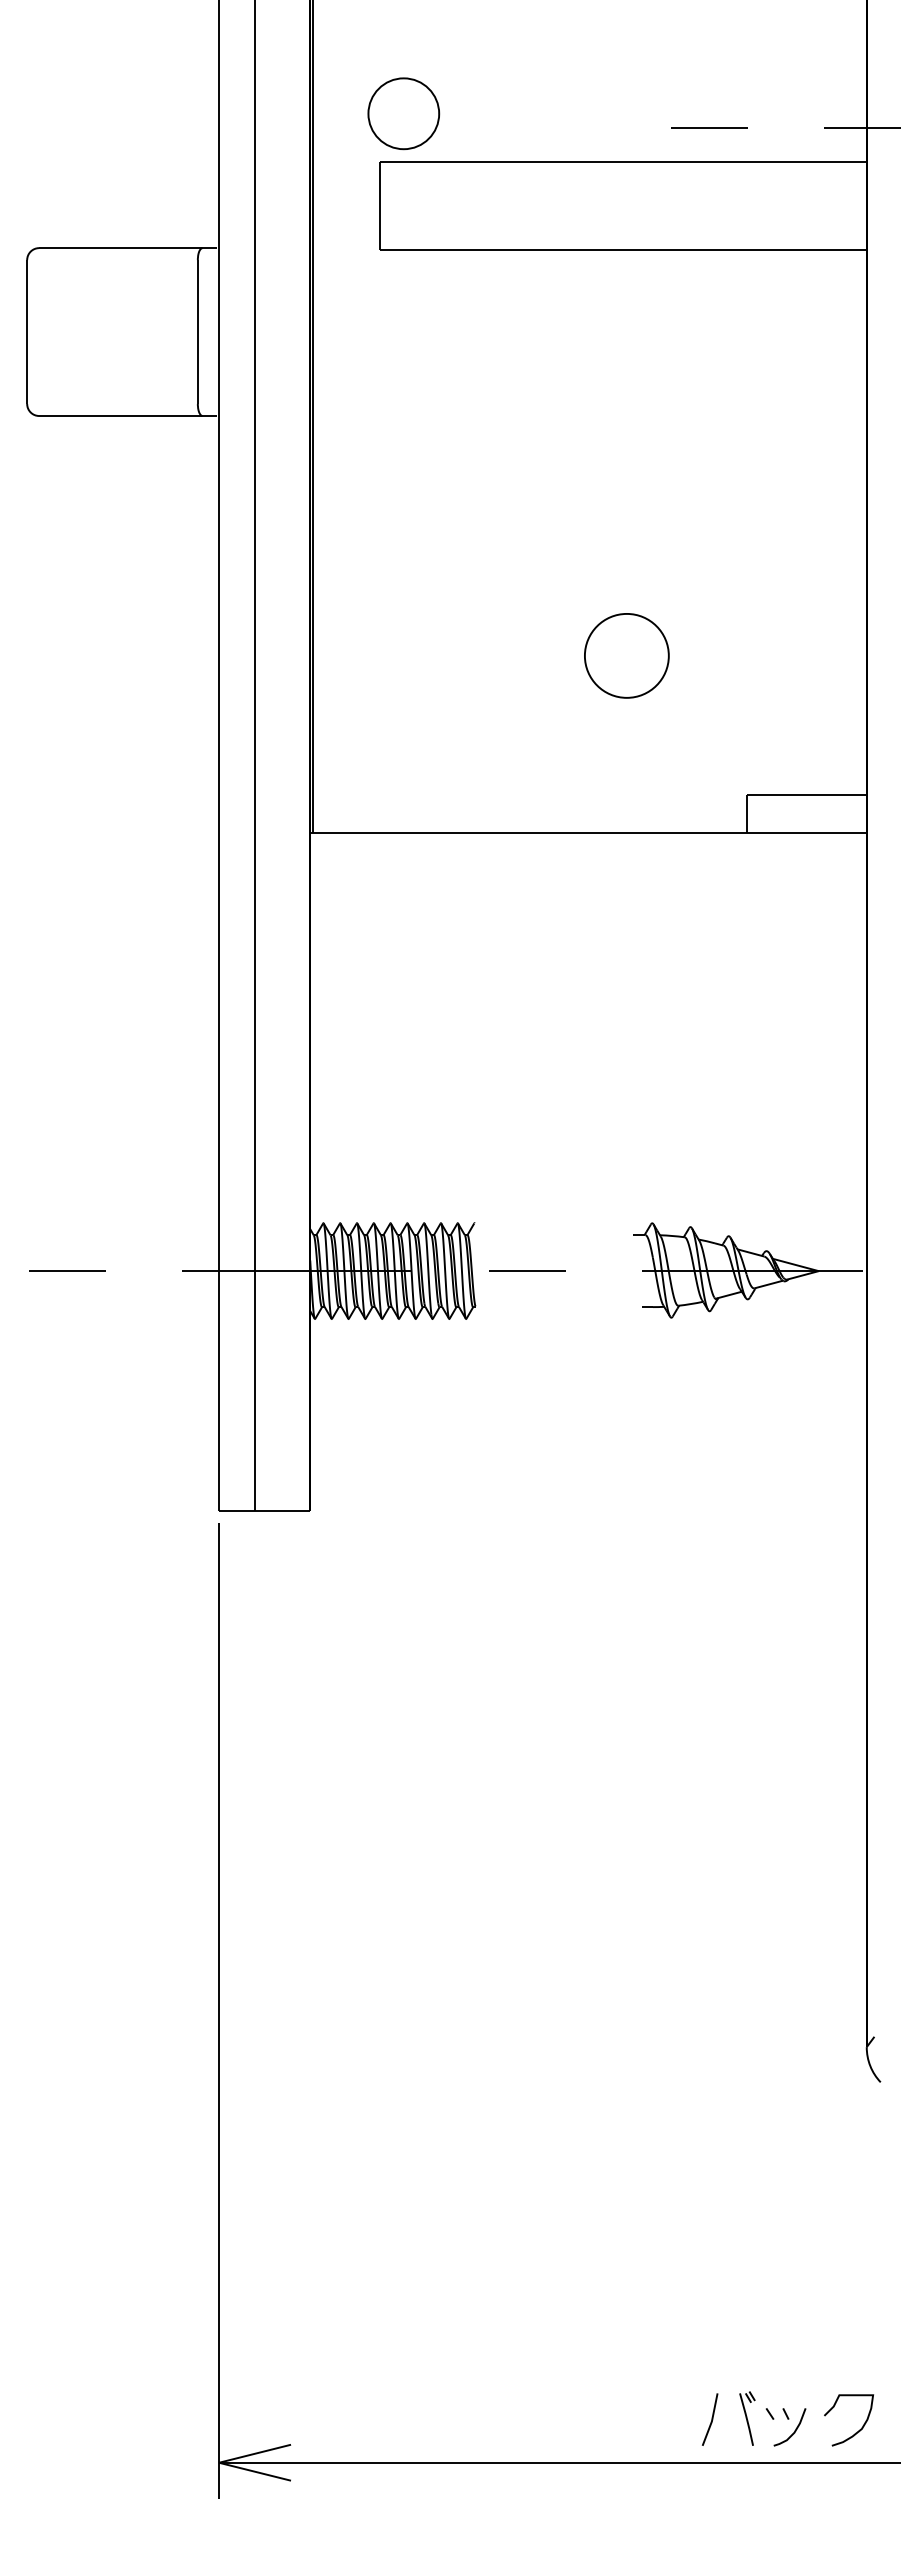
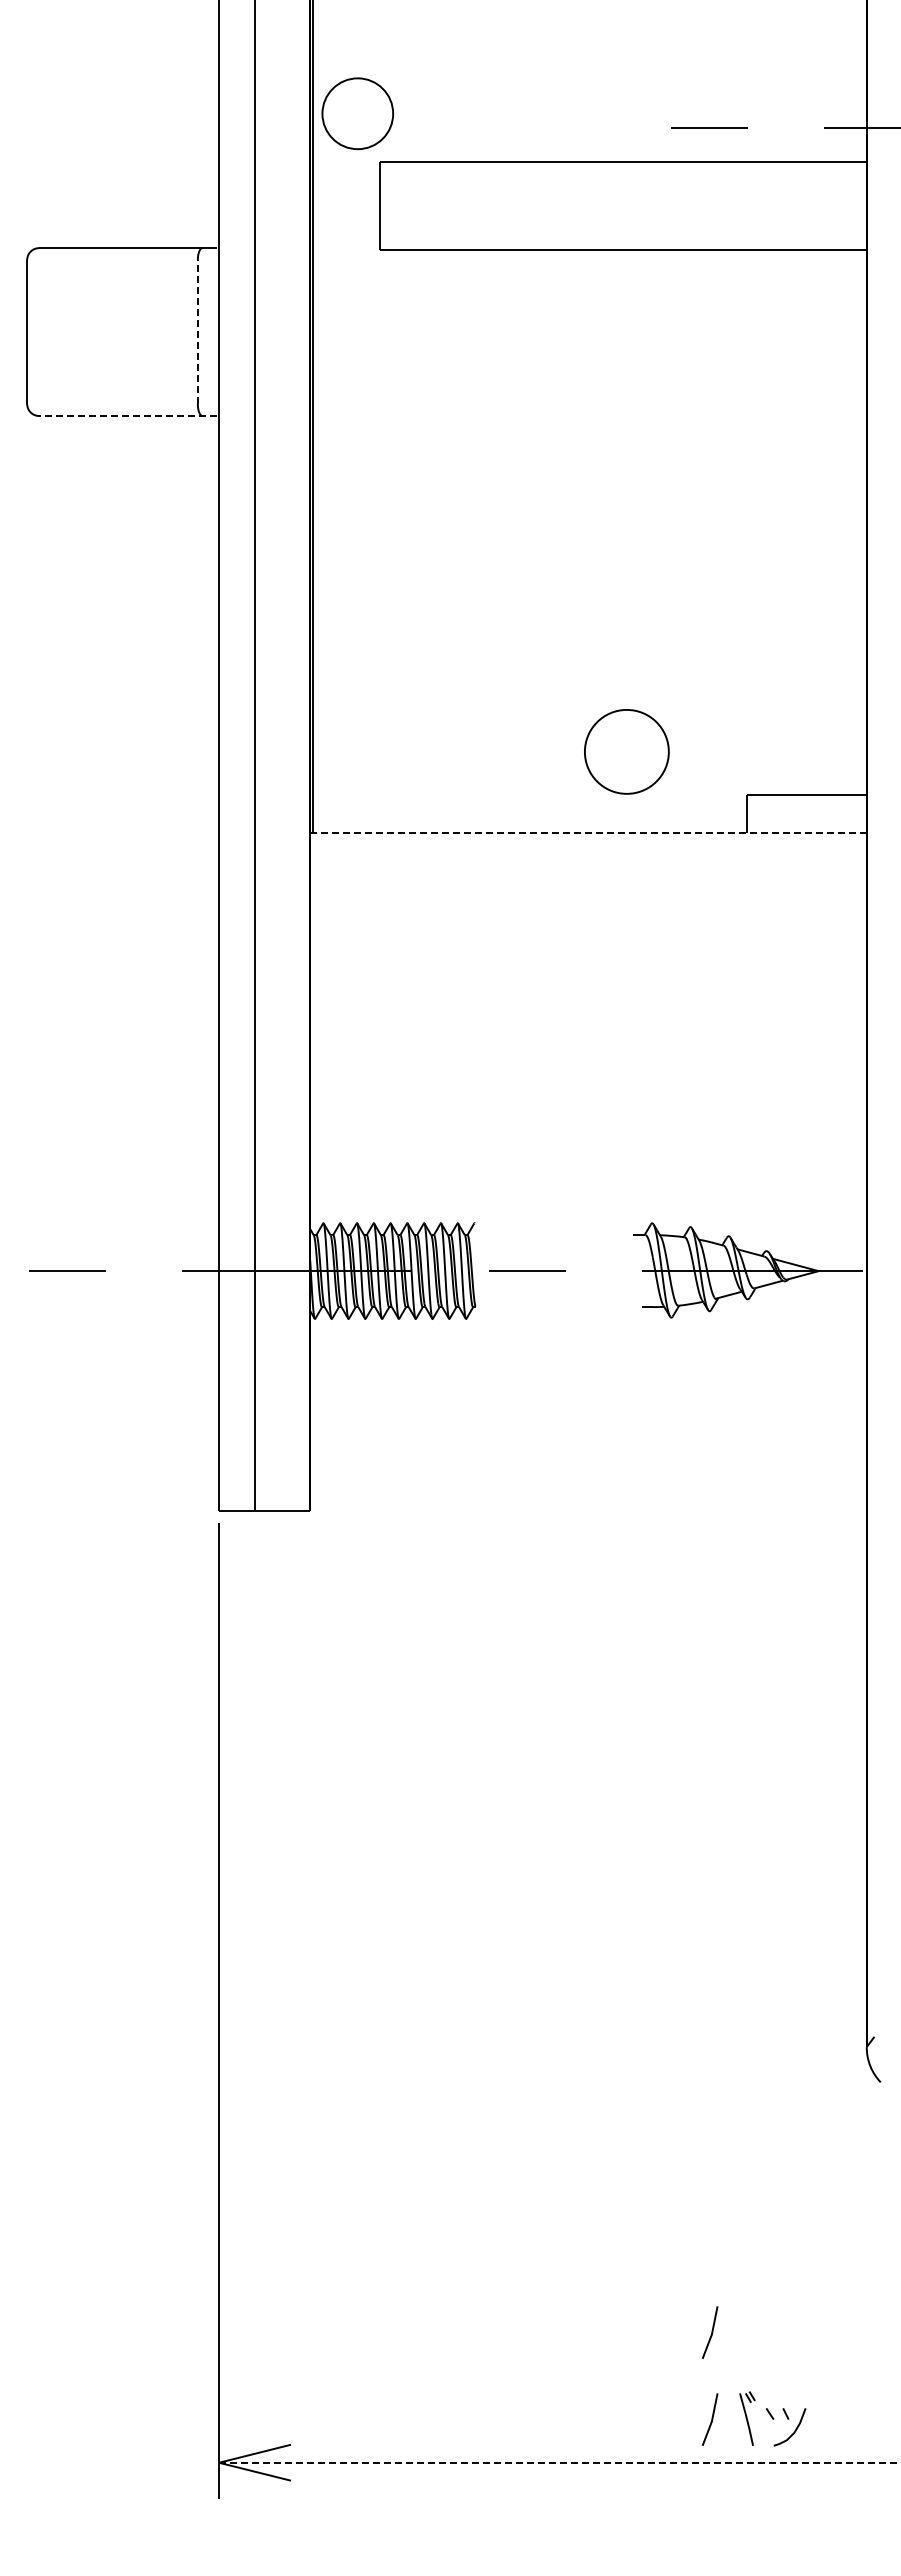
part position: (403, 113) -> (357, 113) (357, 113)
line: solid -> dashed (197, 332)
line: solid -> dashed (127, 416)
part position: (626, 655) -> (626, 751) (626, 751)
line: solid -> dashed (589, 833)
line: none -> present (711, 2332)
curve: present -> none (855, 2432)
line: solid -> dashed (560, 2462)
